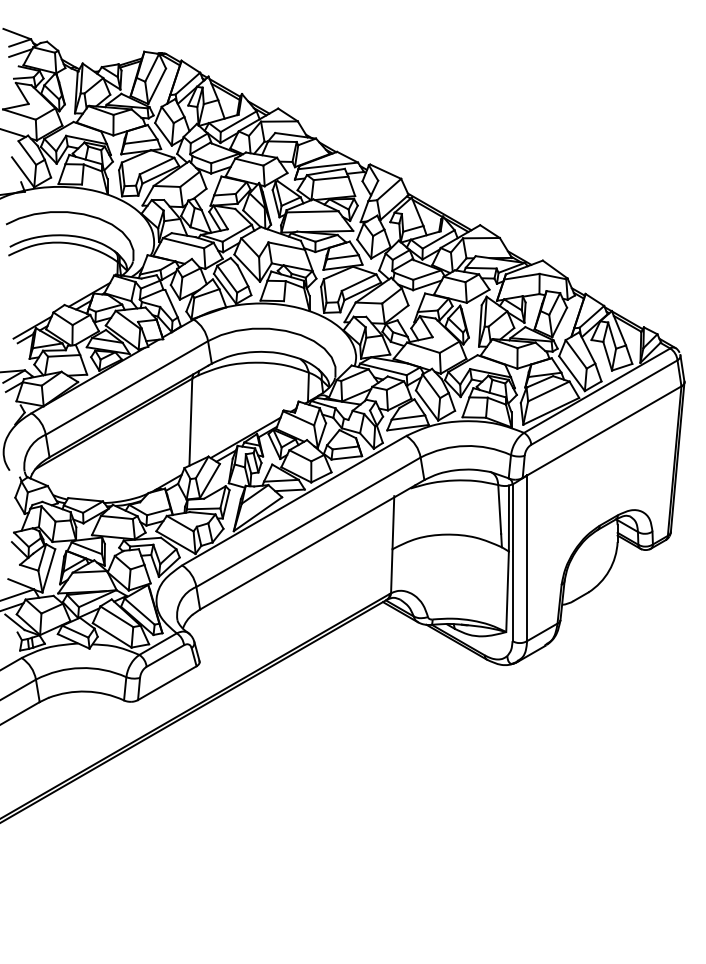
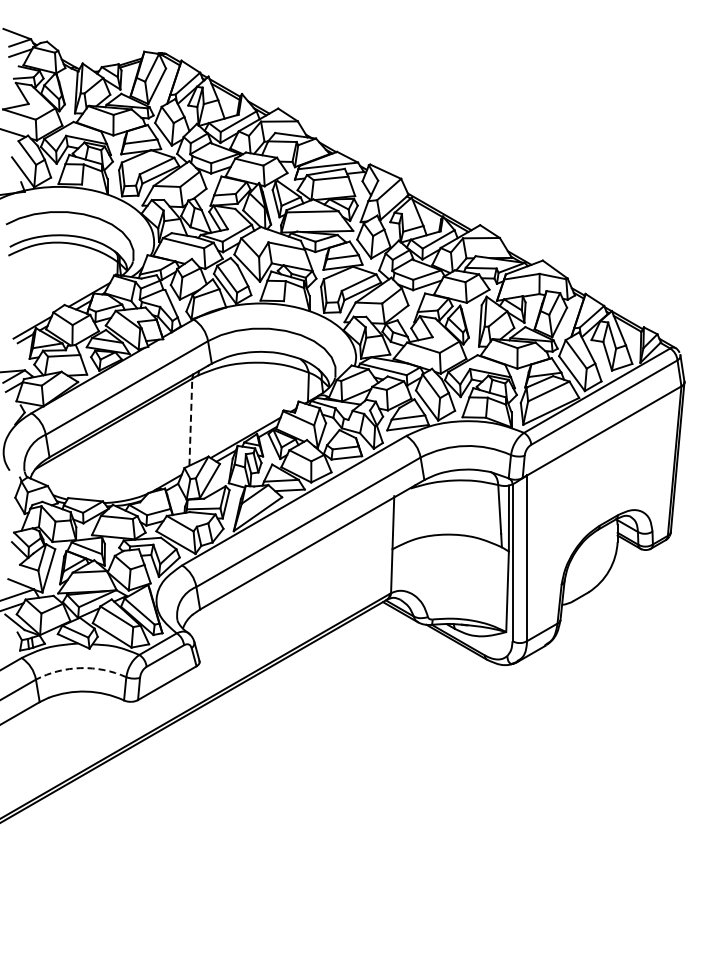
line: solid -> dashed (190, 422)
arc: solid -> dashed (80, 668)
